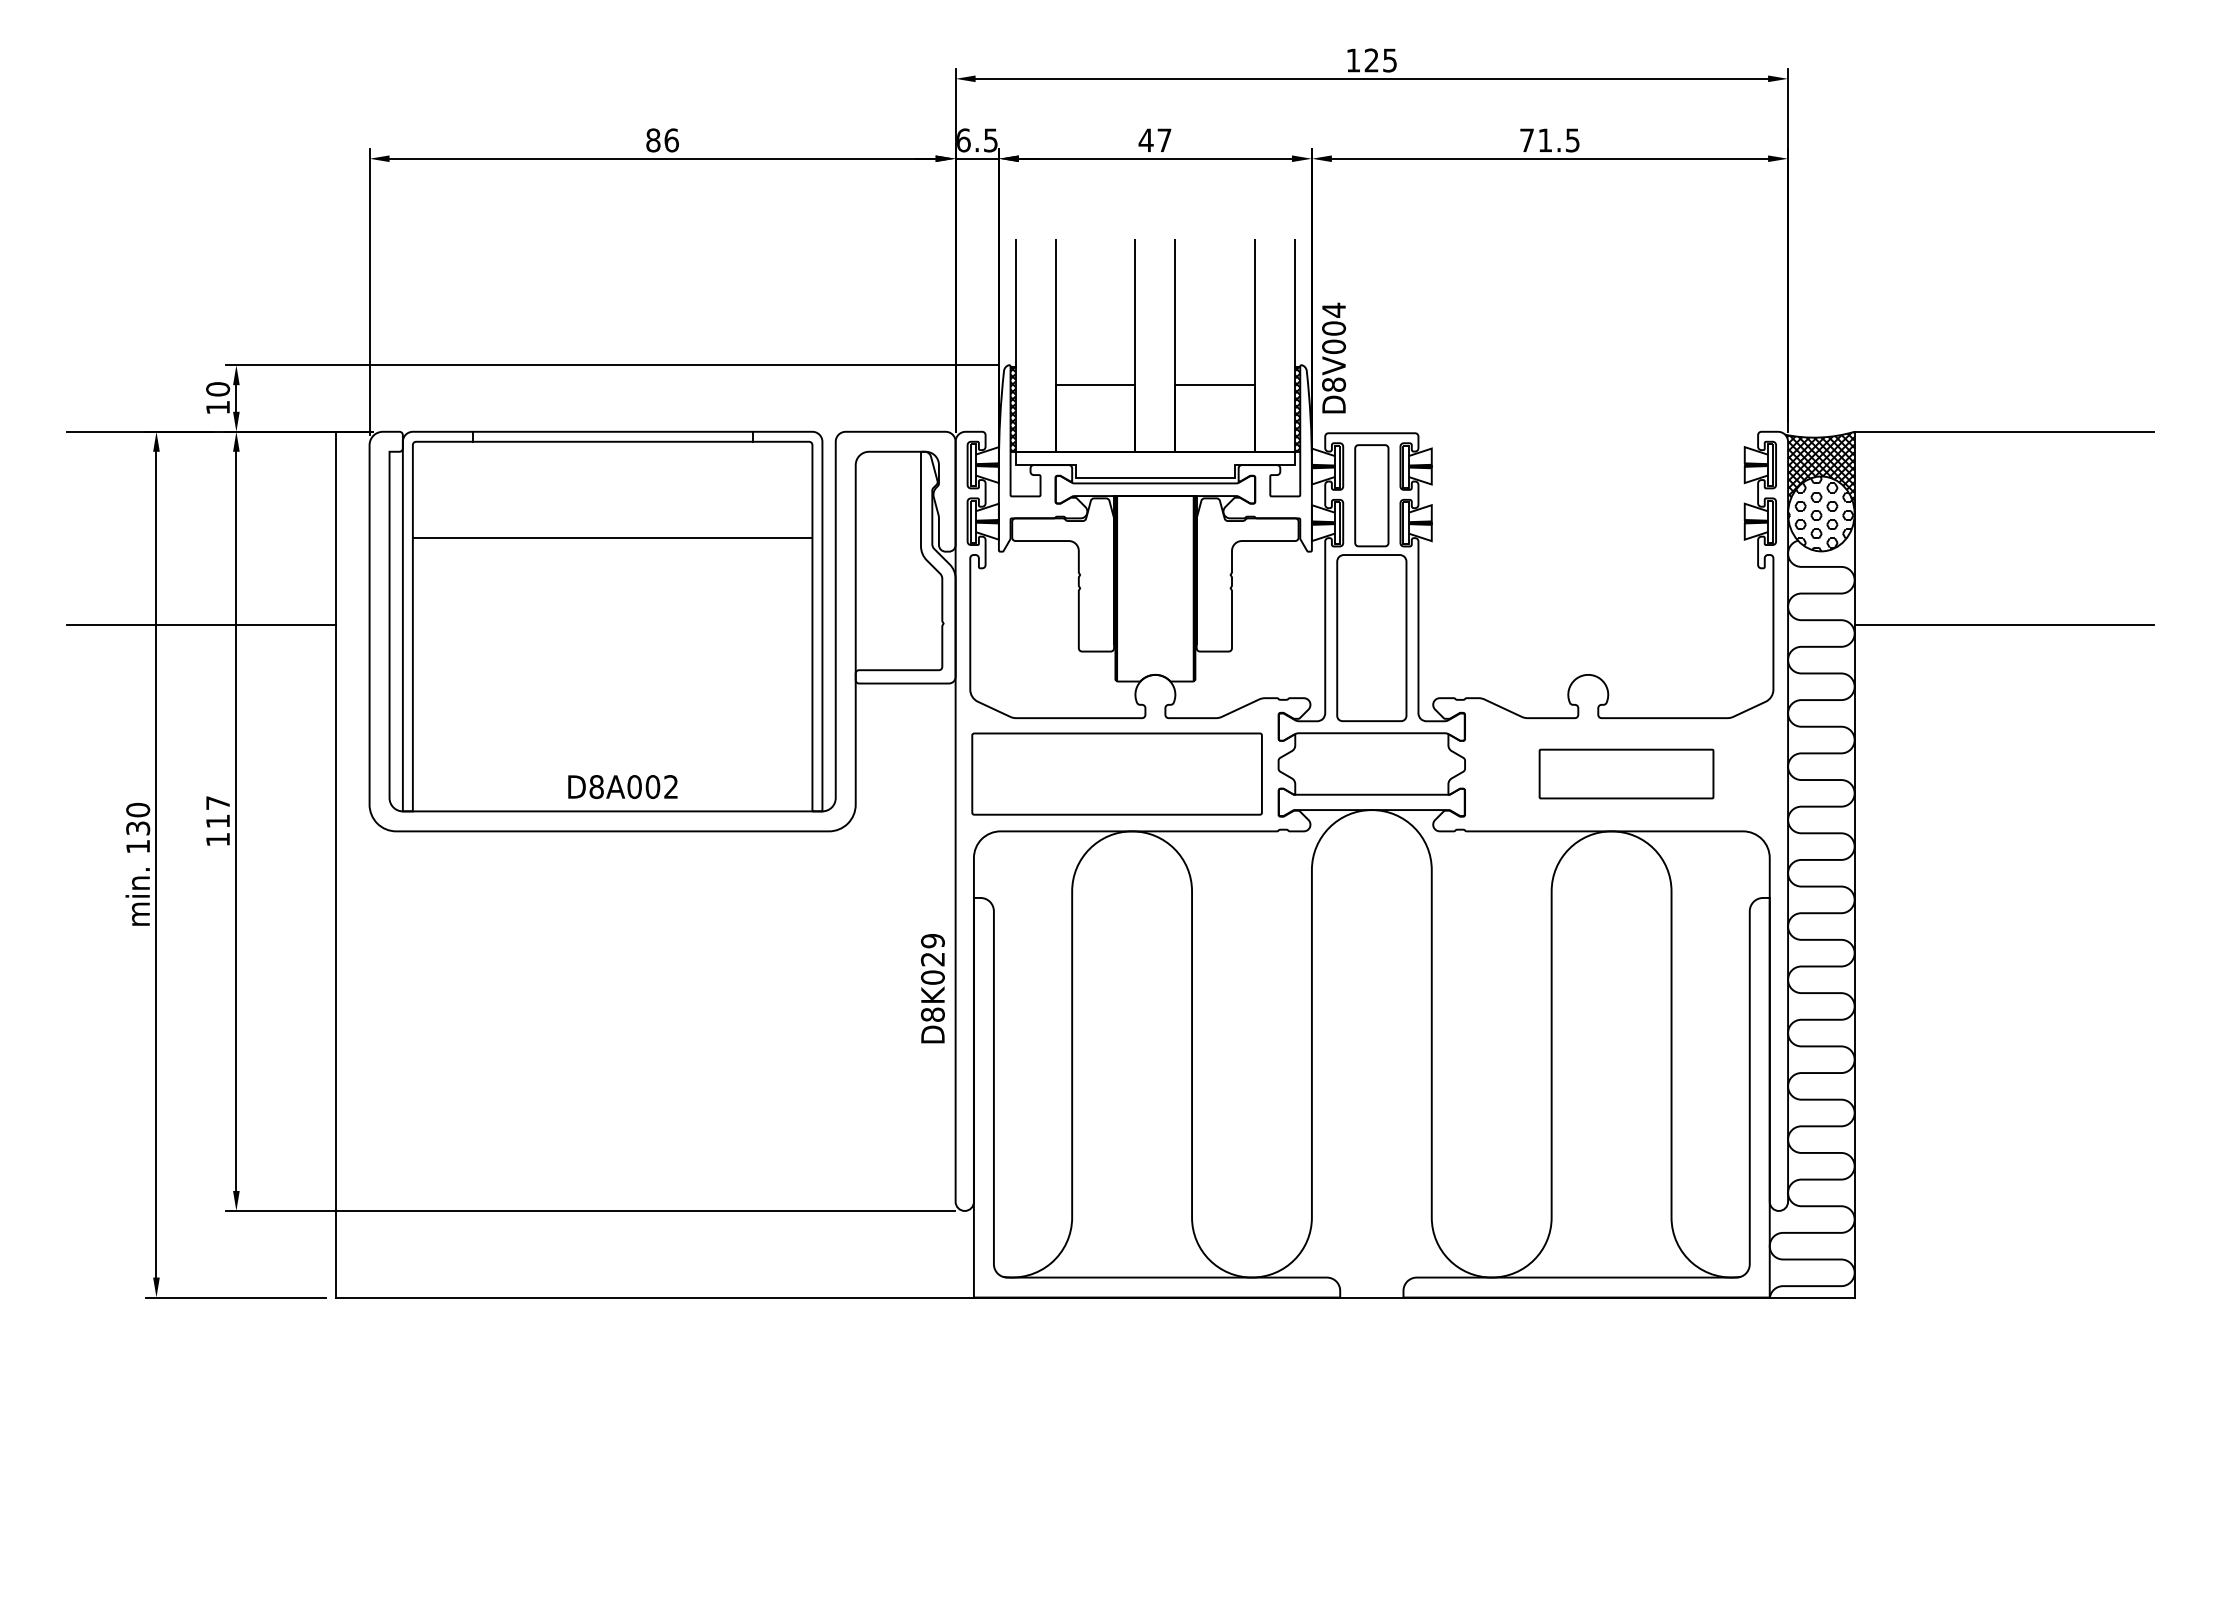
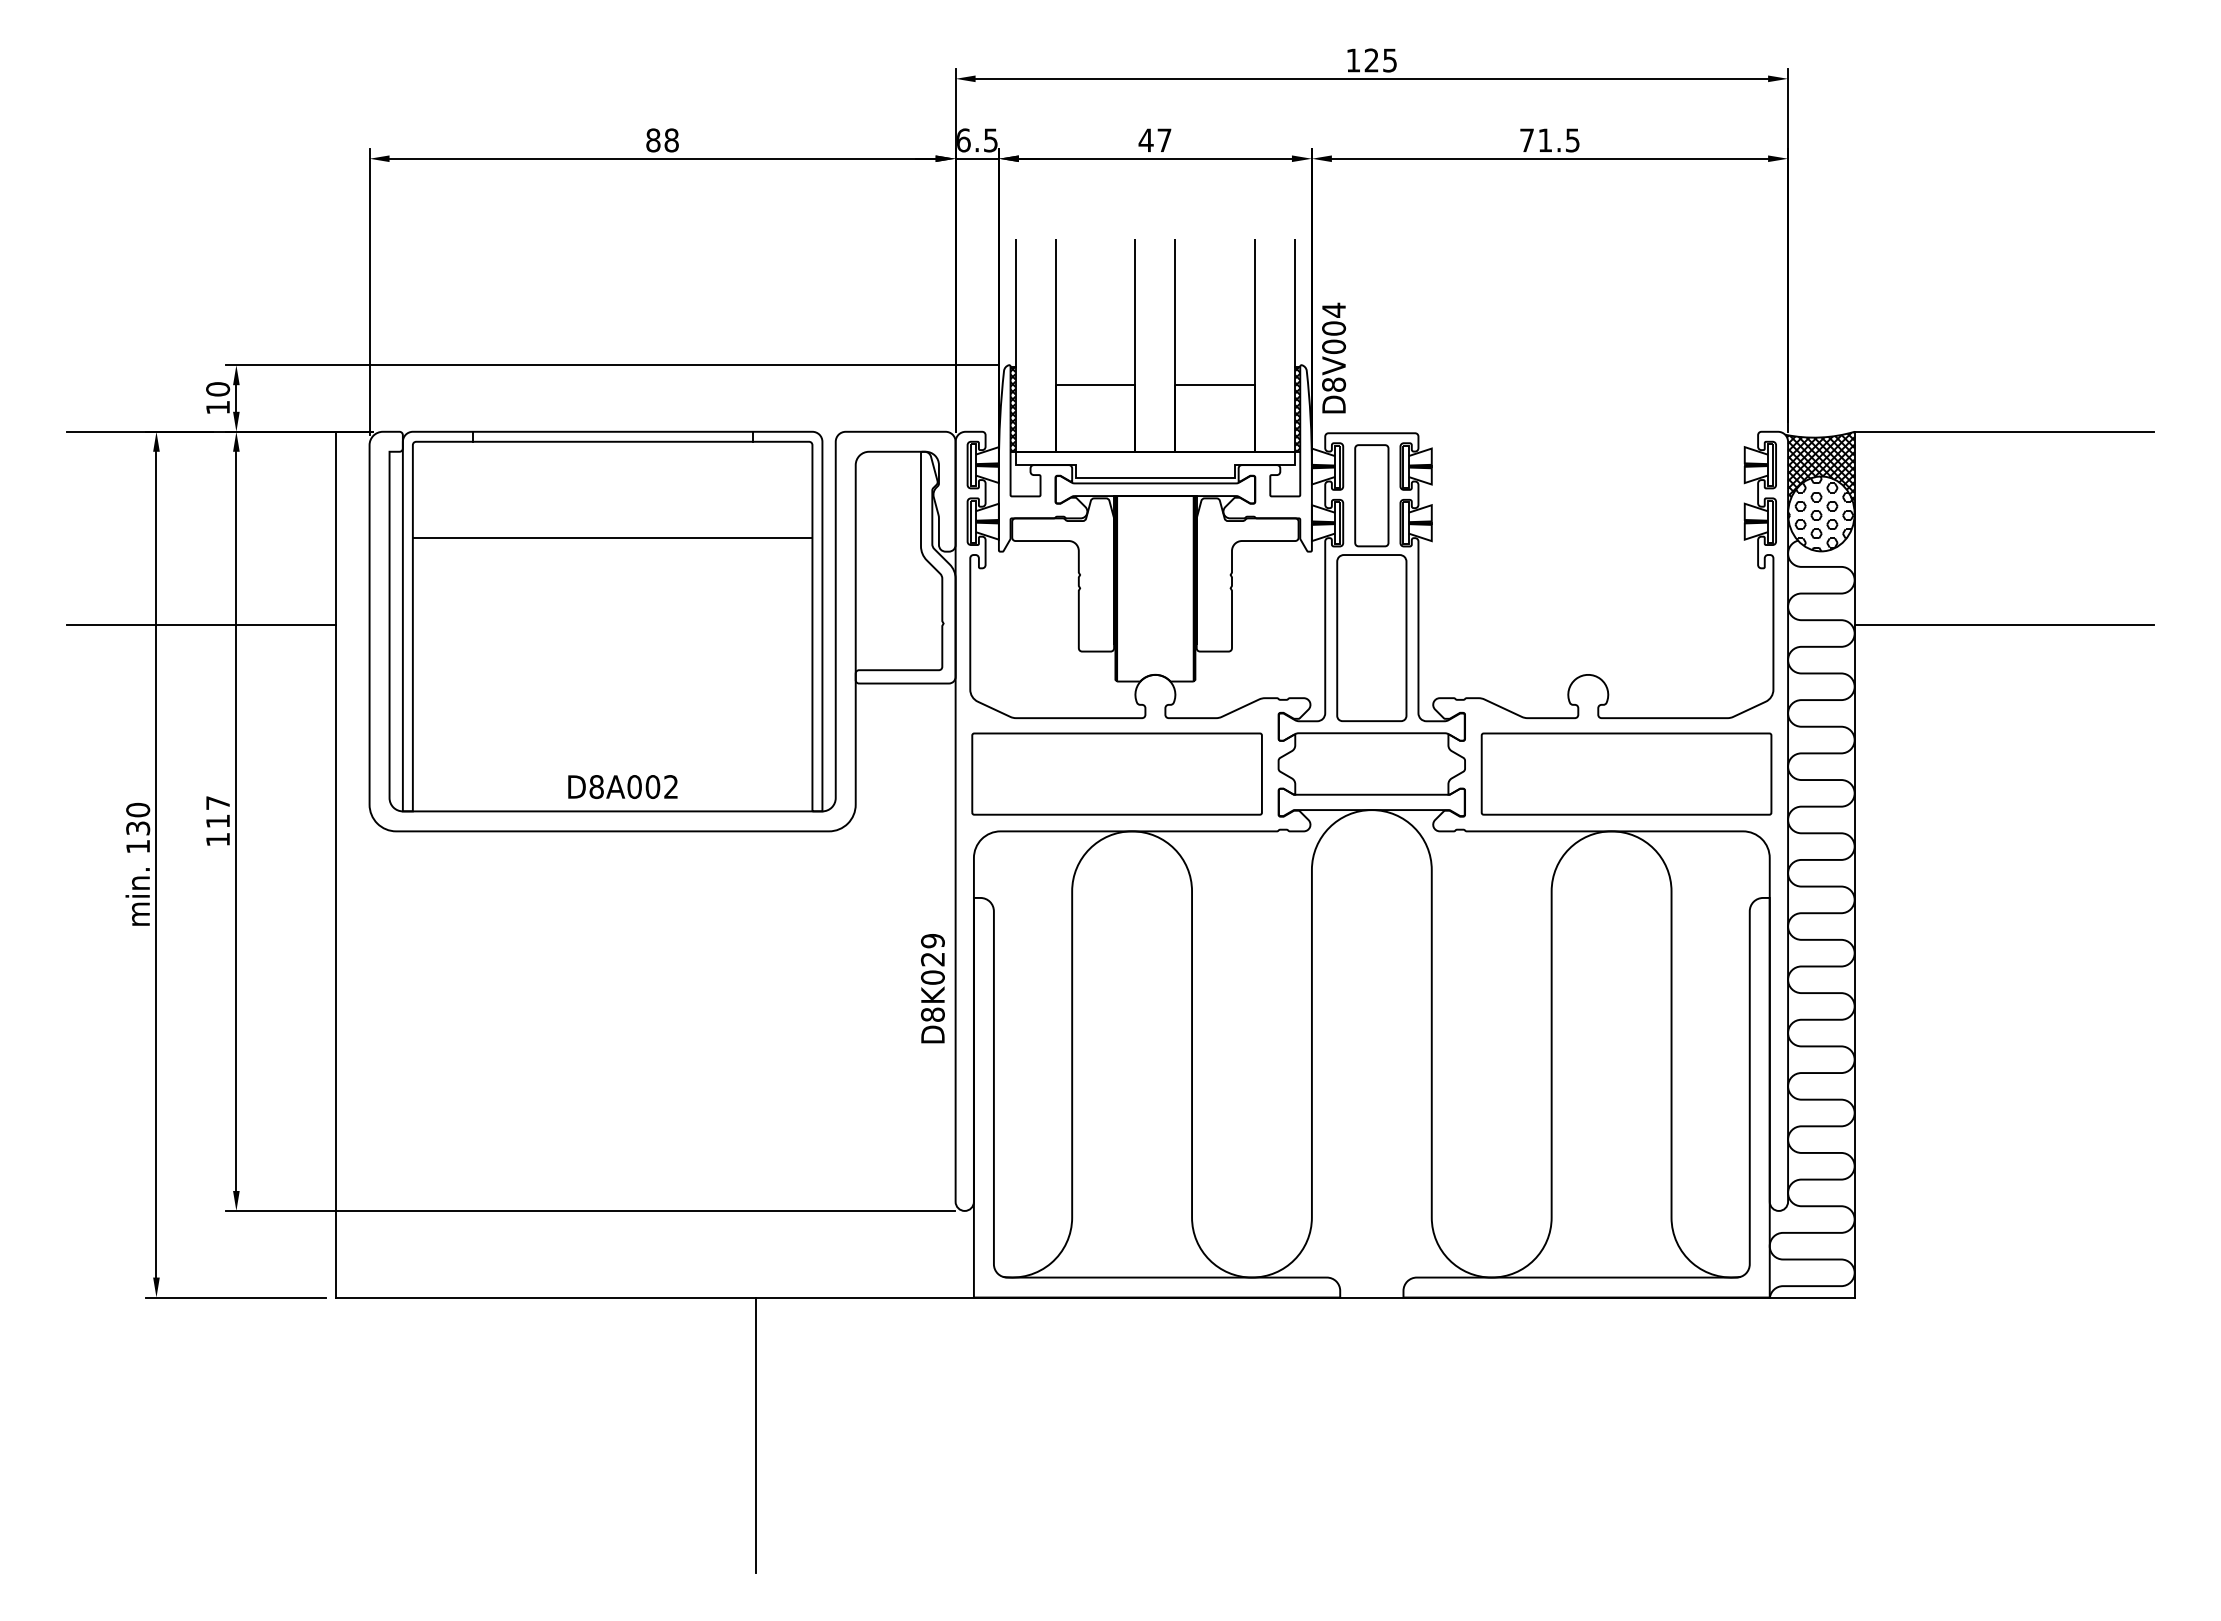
text: 86 -> 88 (671, 140)
part size: 177x52 px -> 293x84 px (1626, 773)
line: none -> present (755, 1434)
